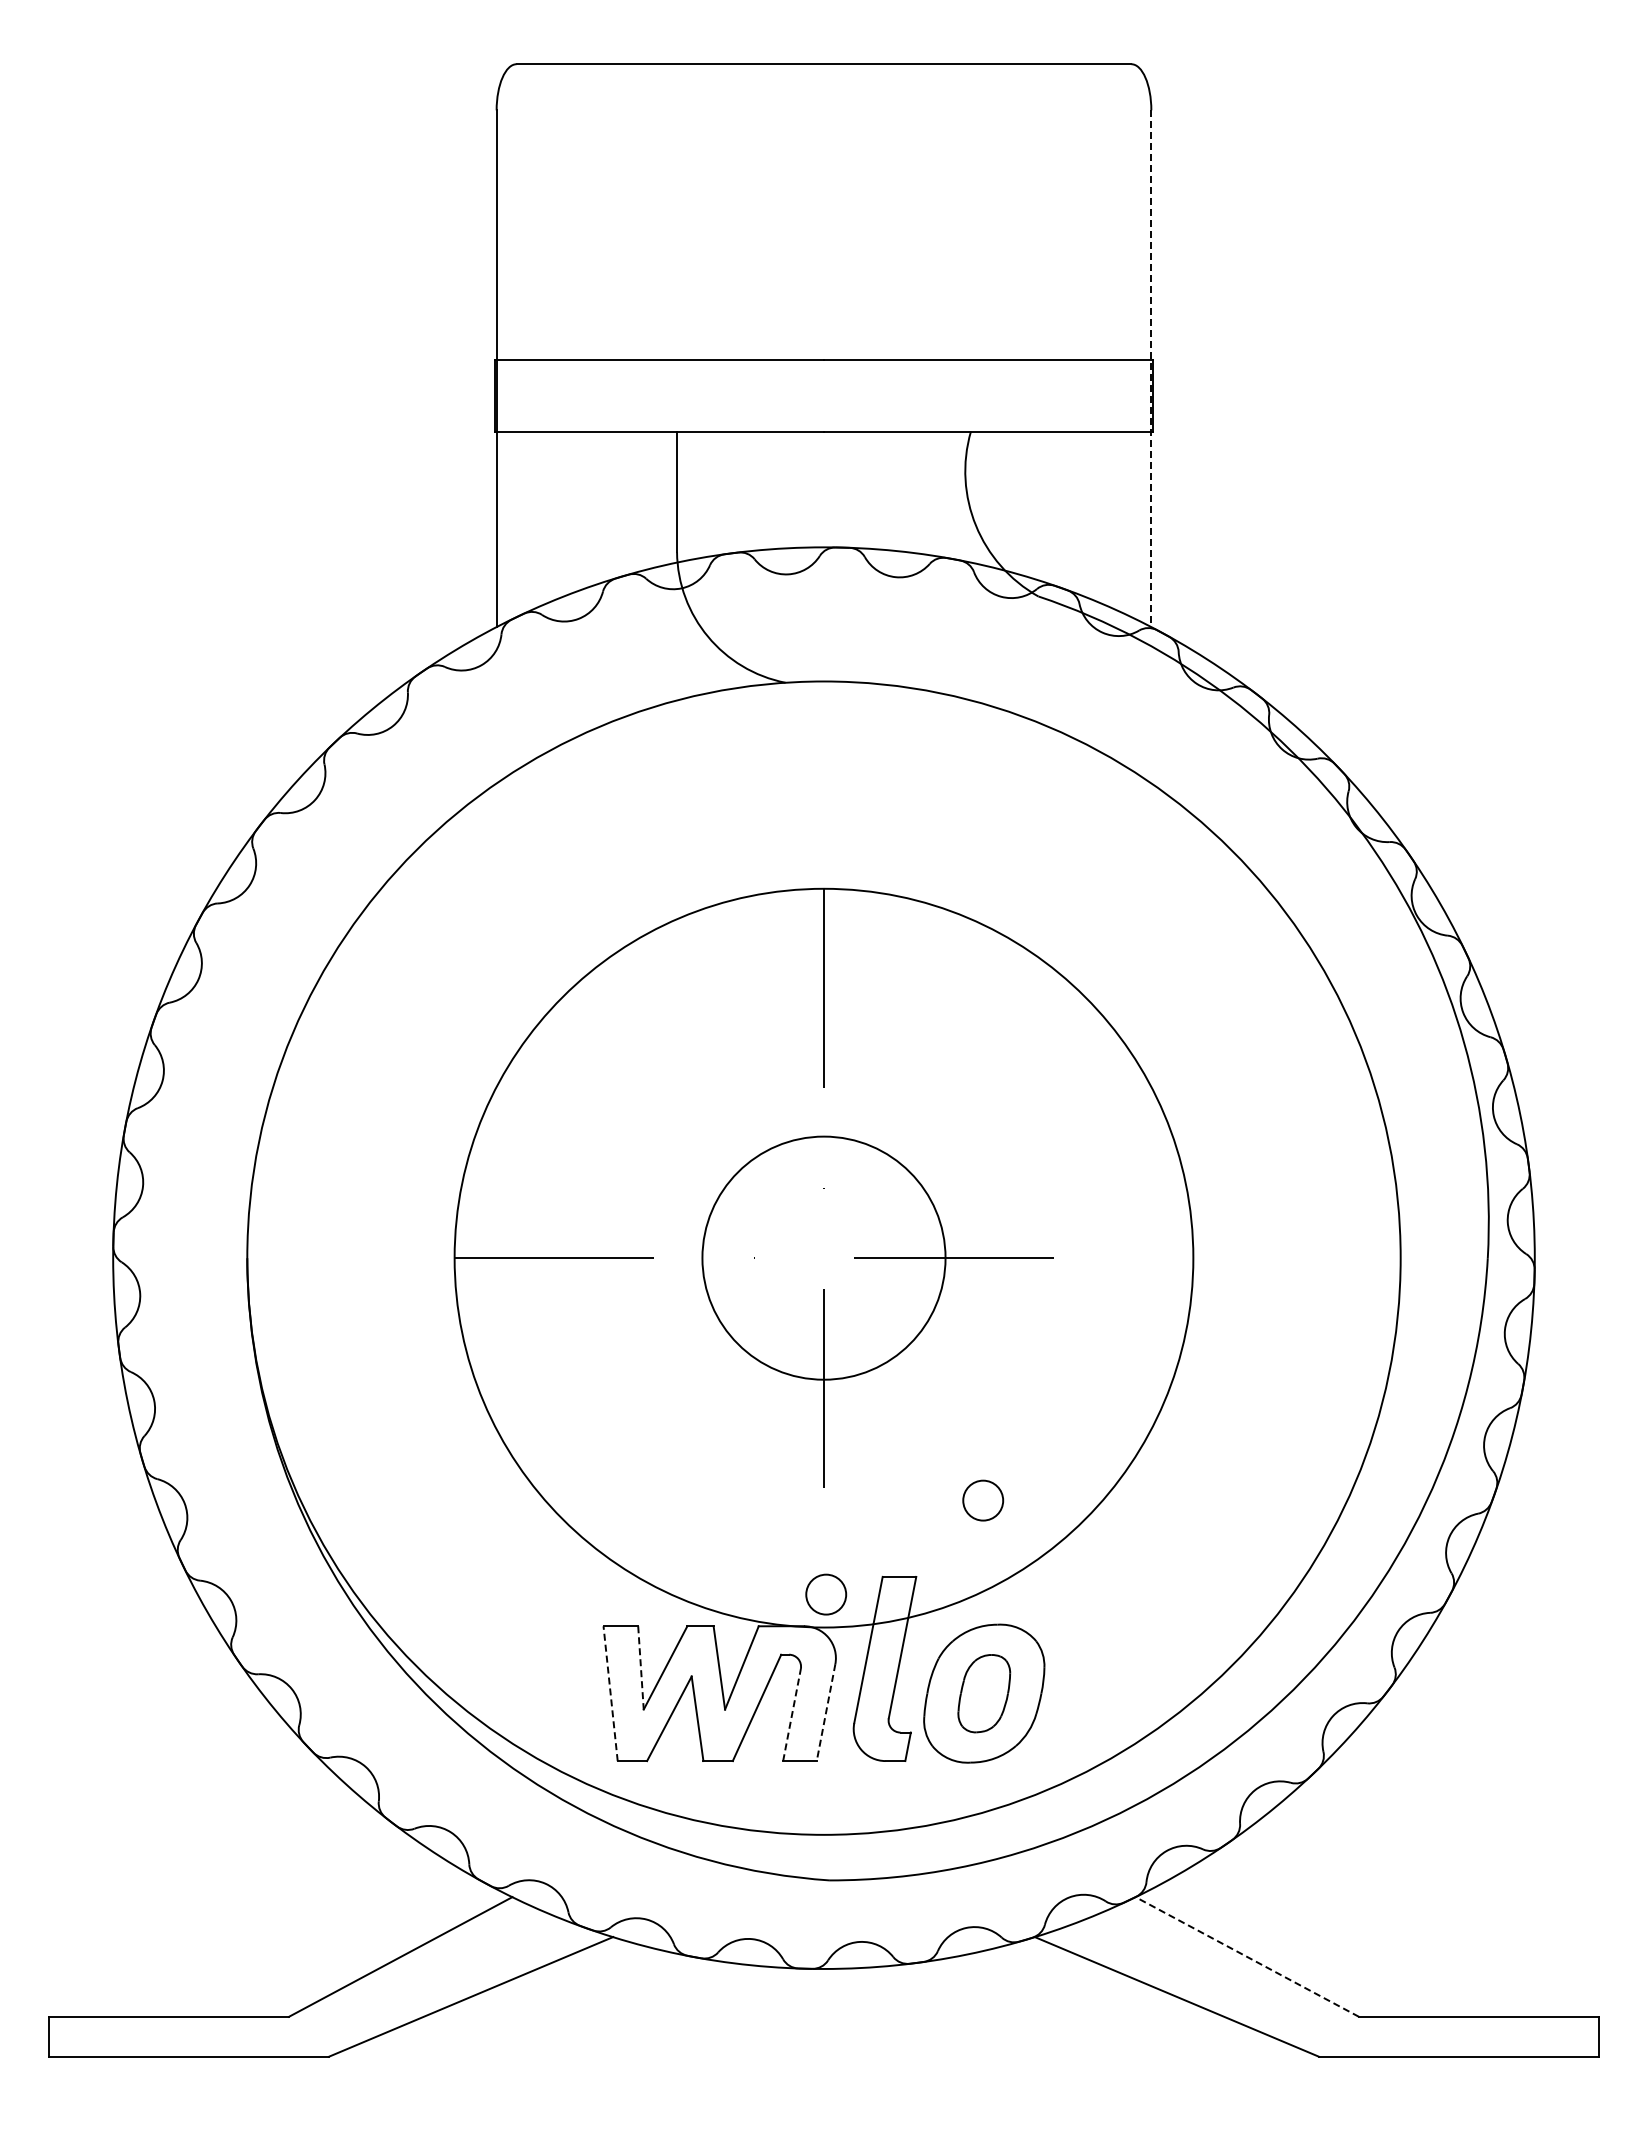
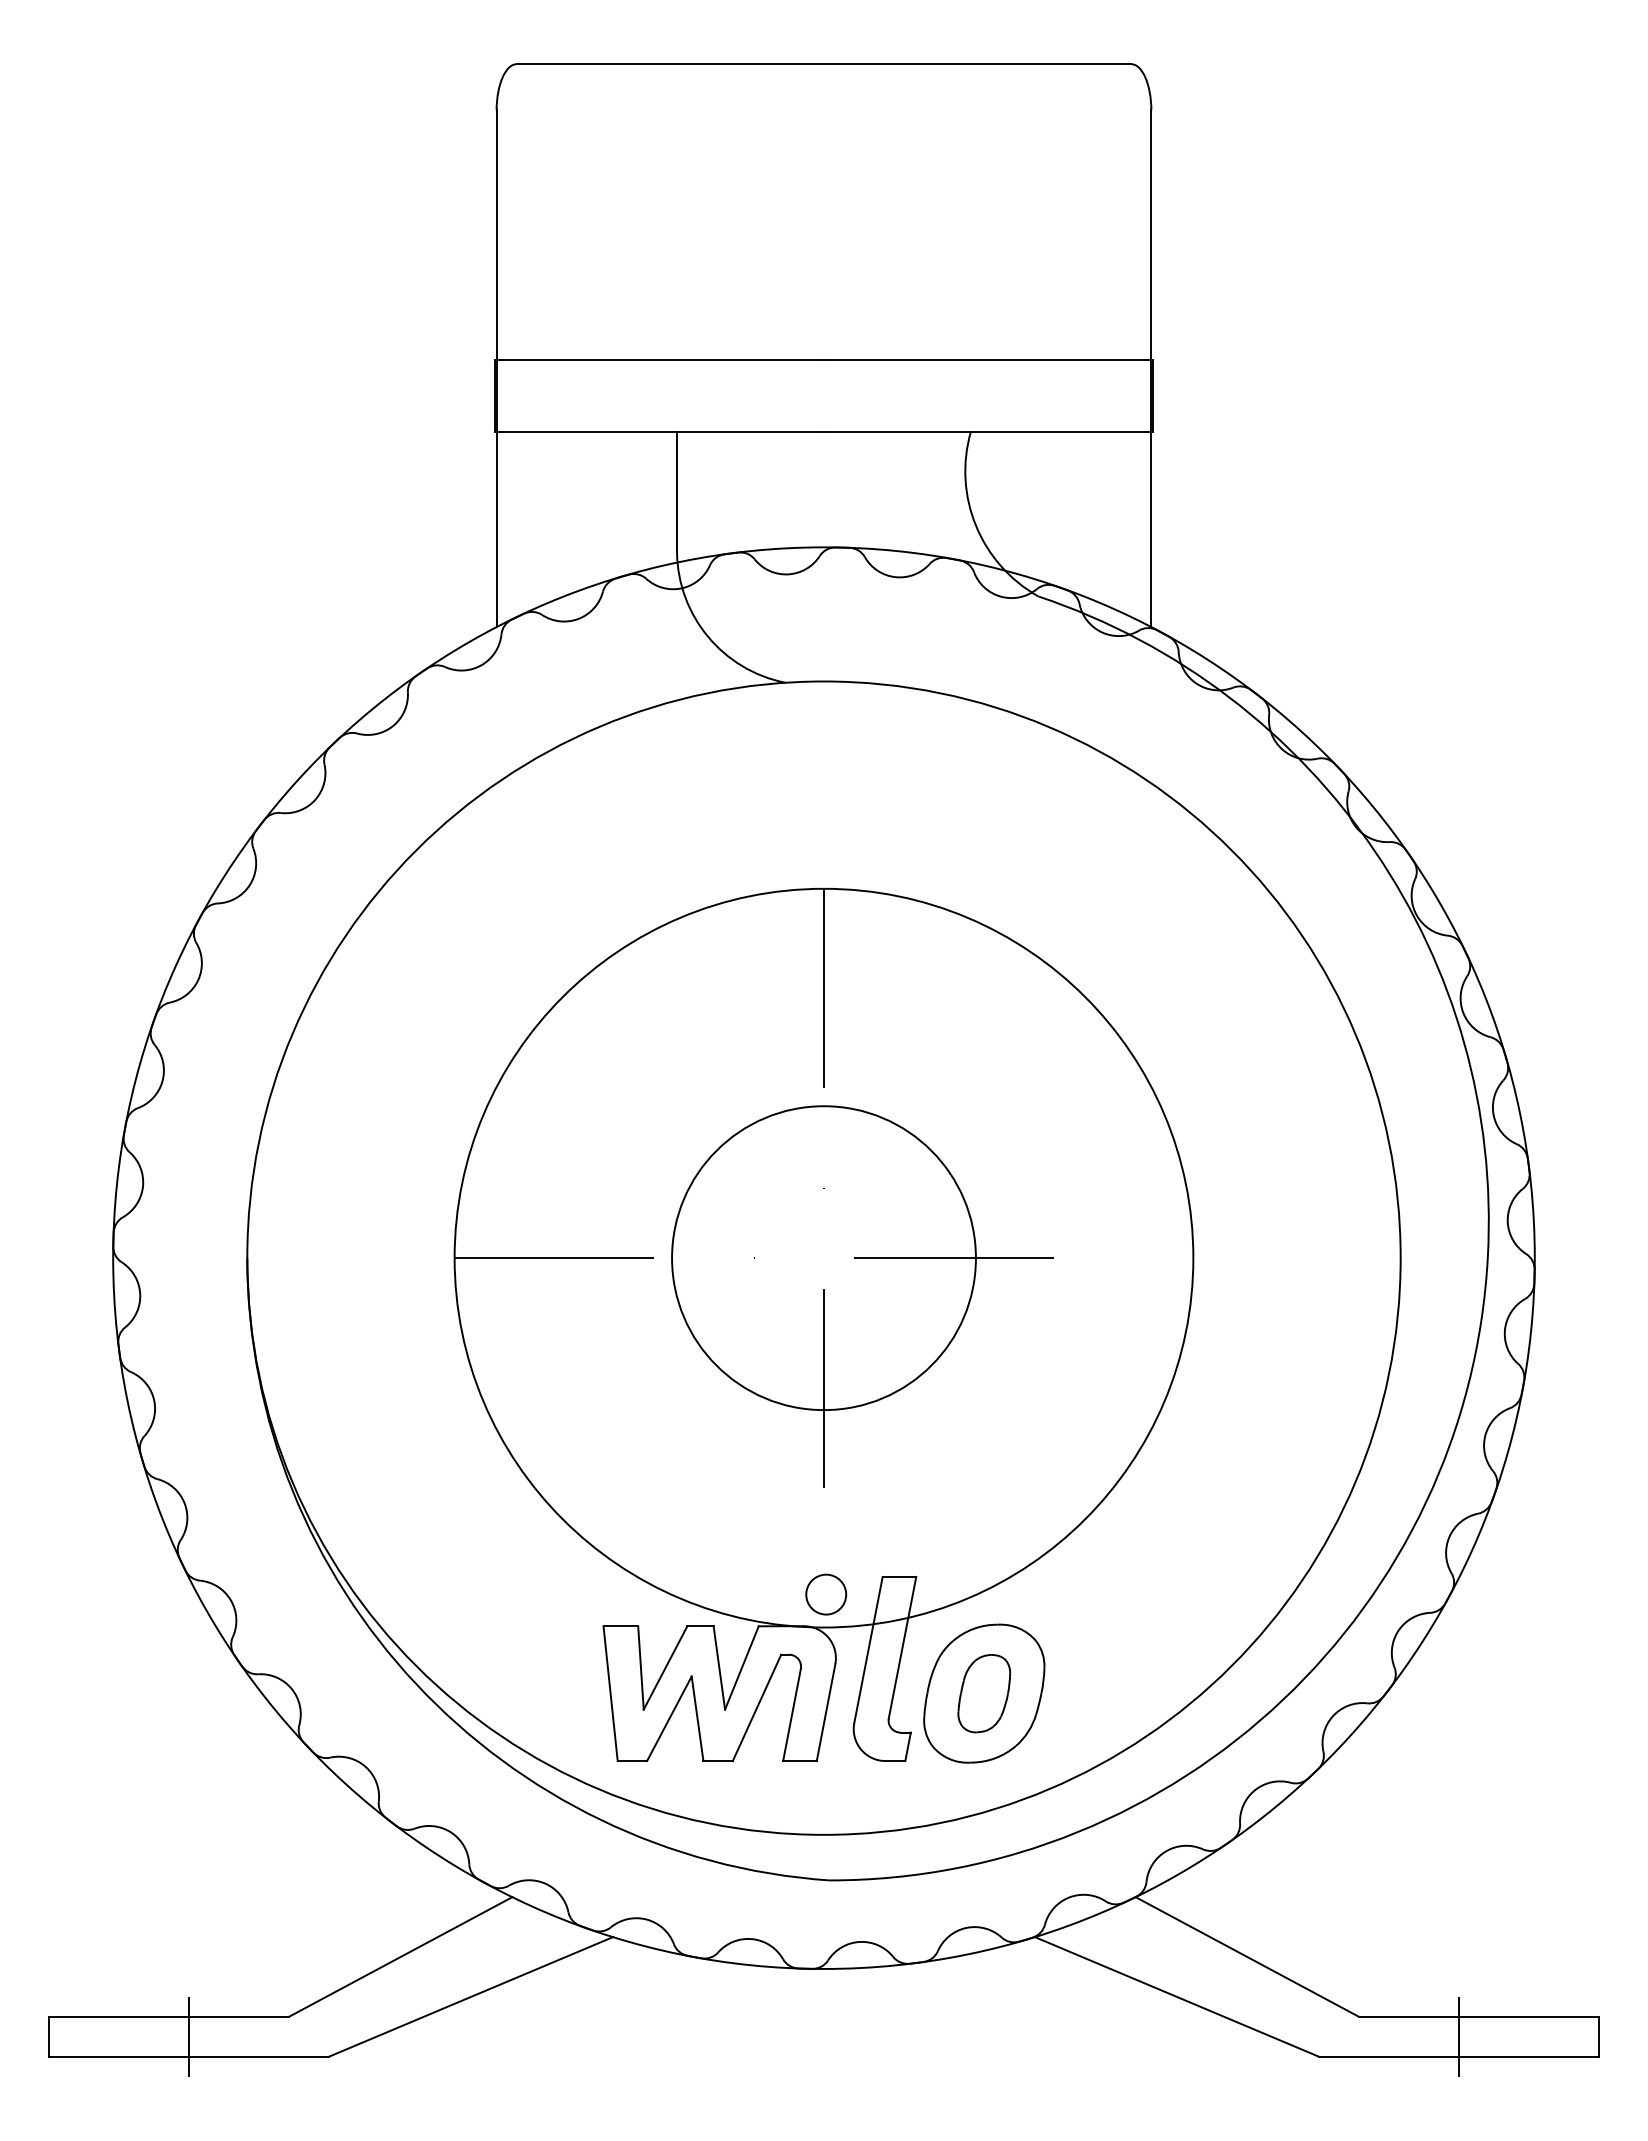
line: dashed -> solid (1151, 369)
circle diameter: 243 px -> 304 px (823, 1258)
circle: present -> none (983, 1500)
line: dashed -> solid (640, 1667)
line: dashed -> solid (610, 1693)
line: dashed -> solid (825, 1713)
line: dashed -> solid (792, 1715)
line: dashed -> solid (1247, 1956)
line: none -> present (189, 2036)
line: none -> present (1458, 2036)
